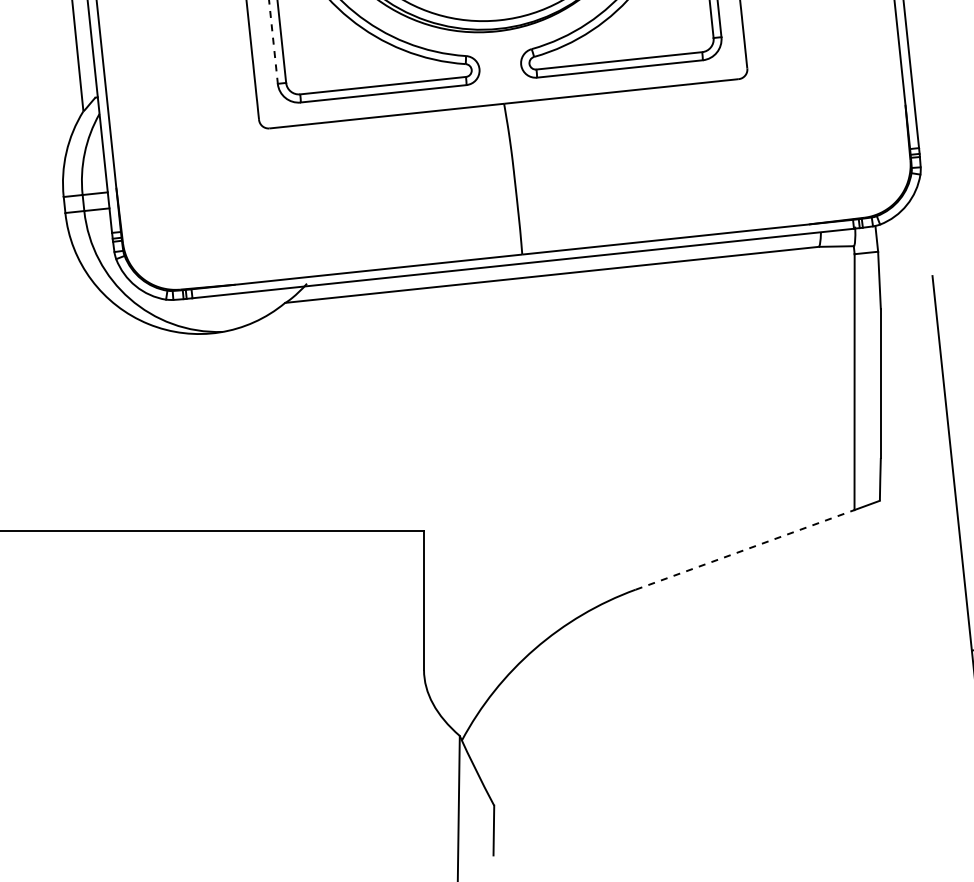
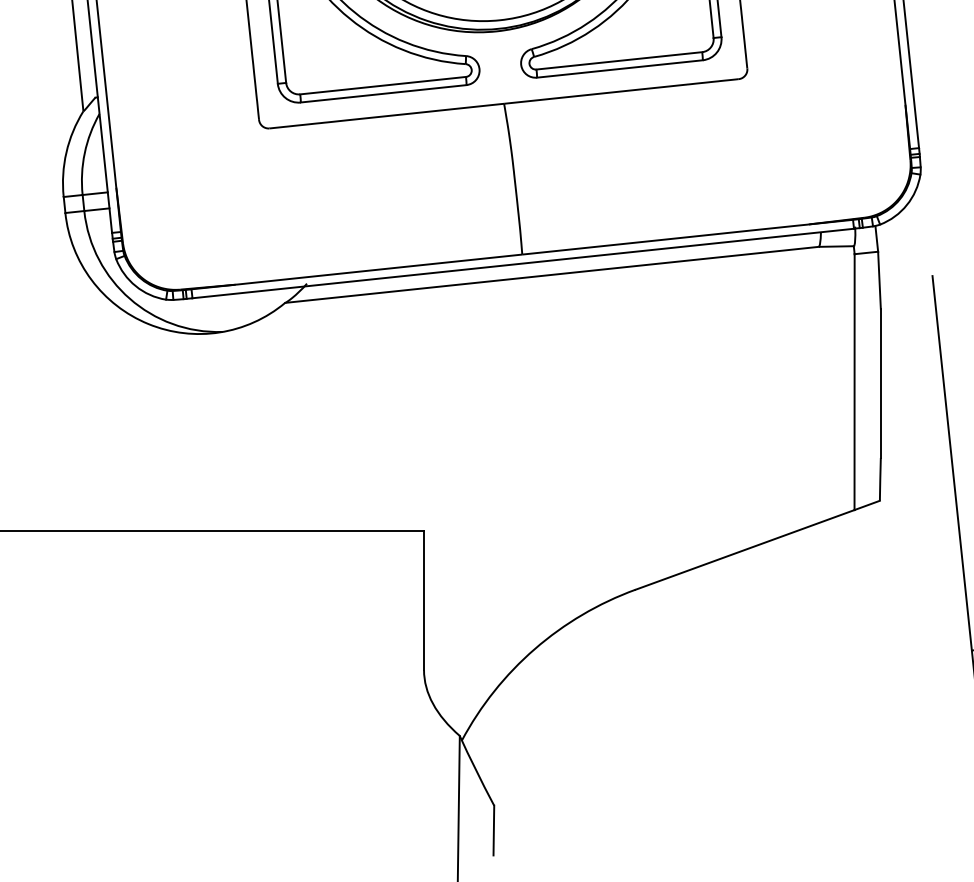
line: dashed -> solid (273, 42)
line: dashed -> solid (745, 549)
